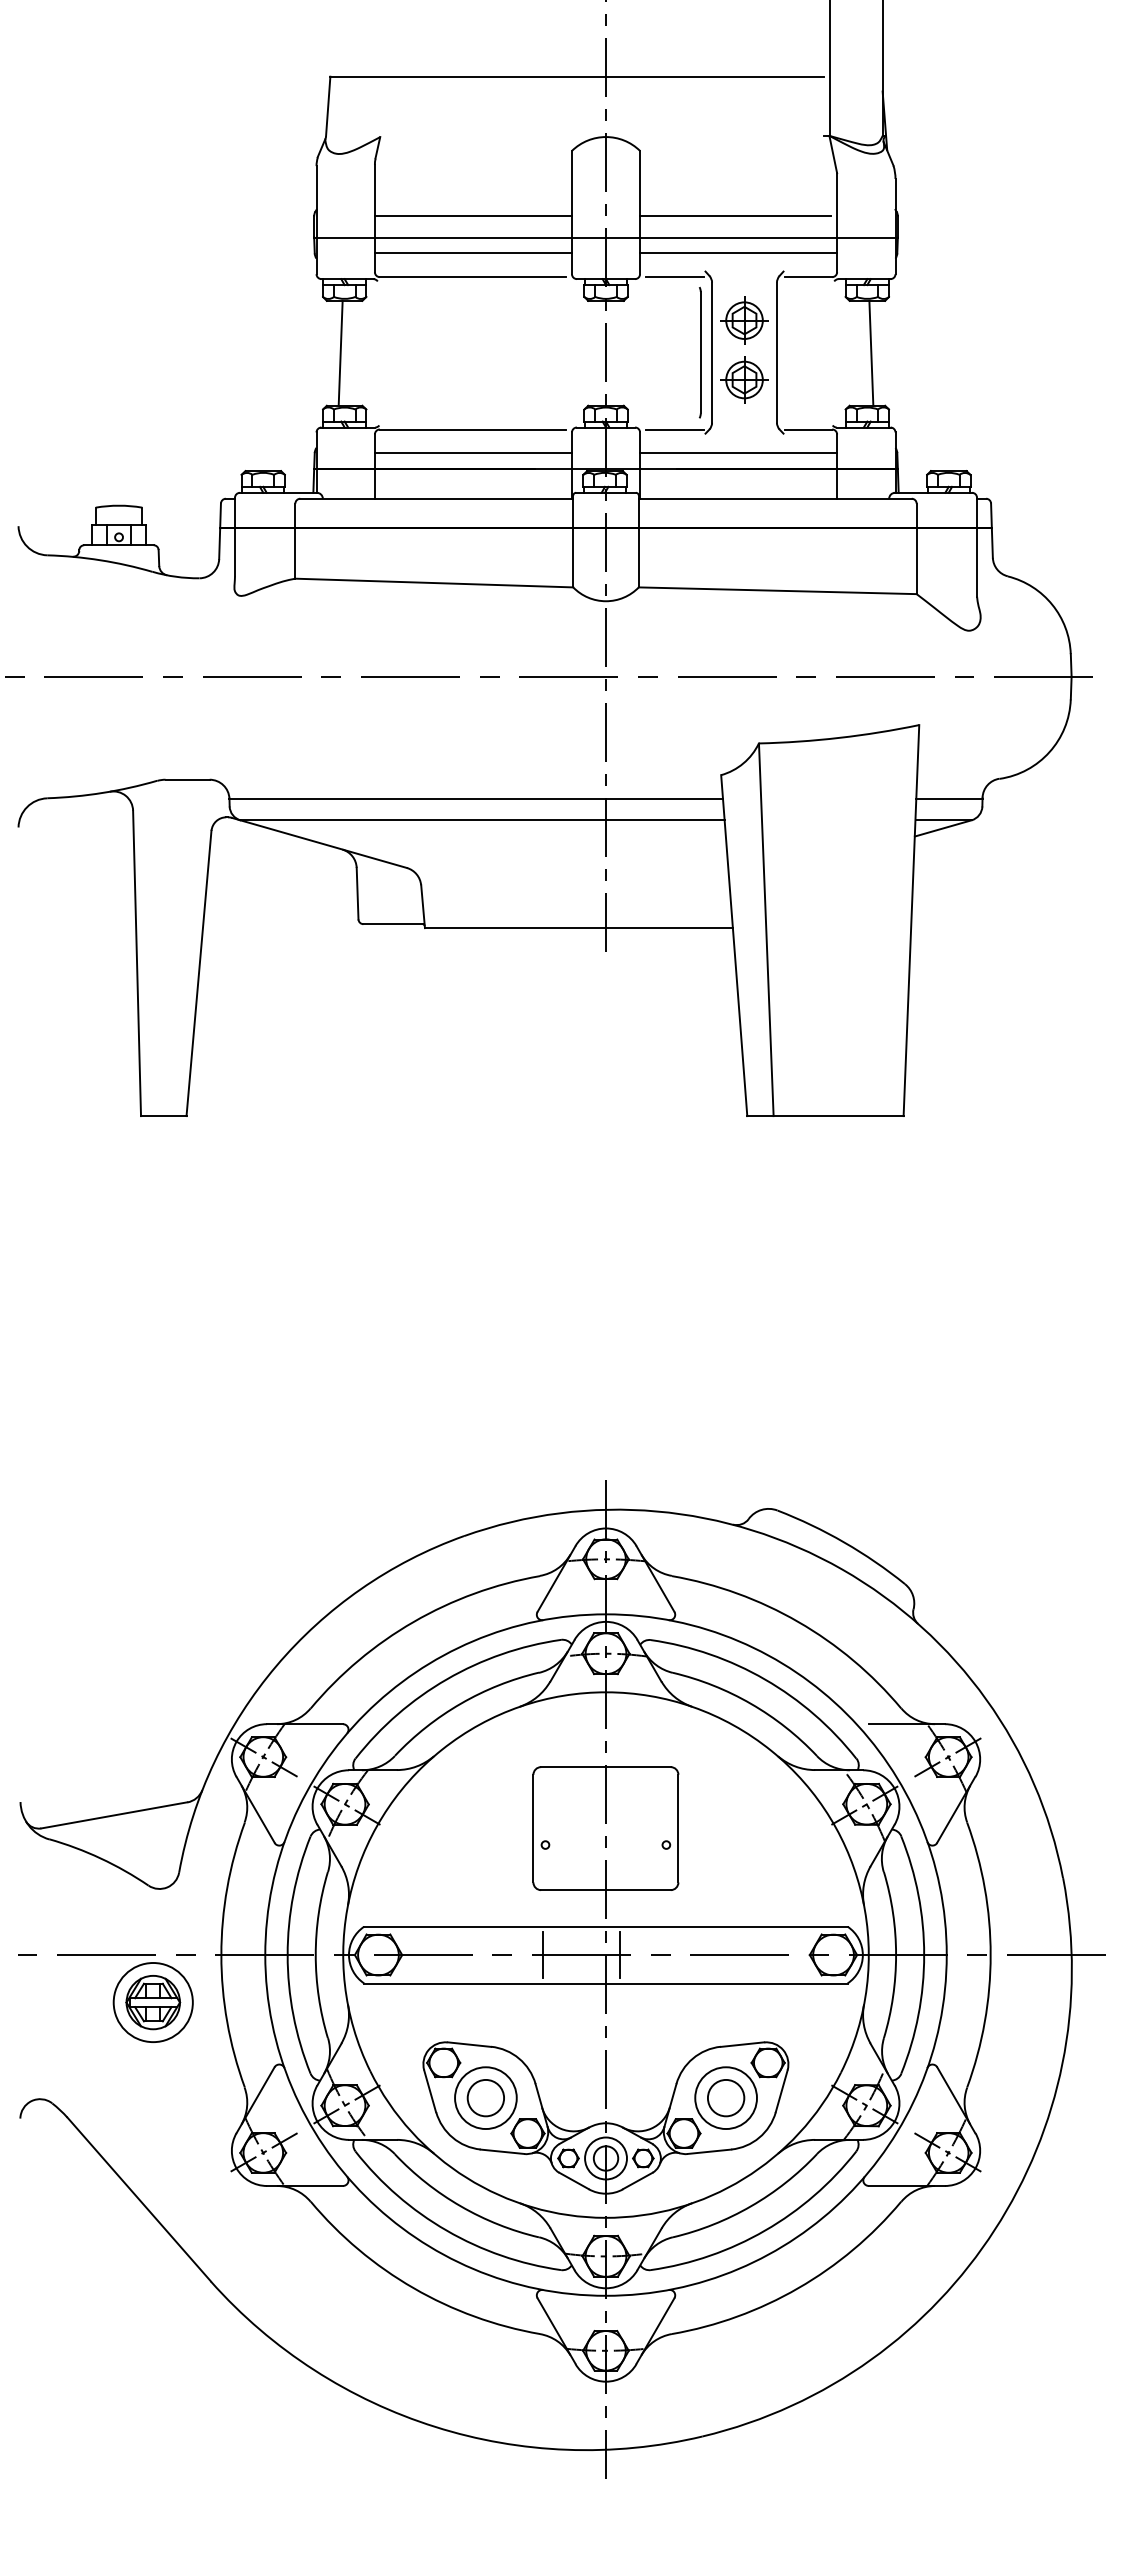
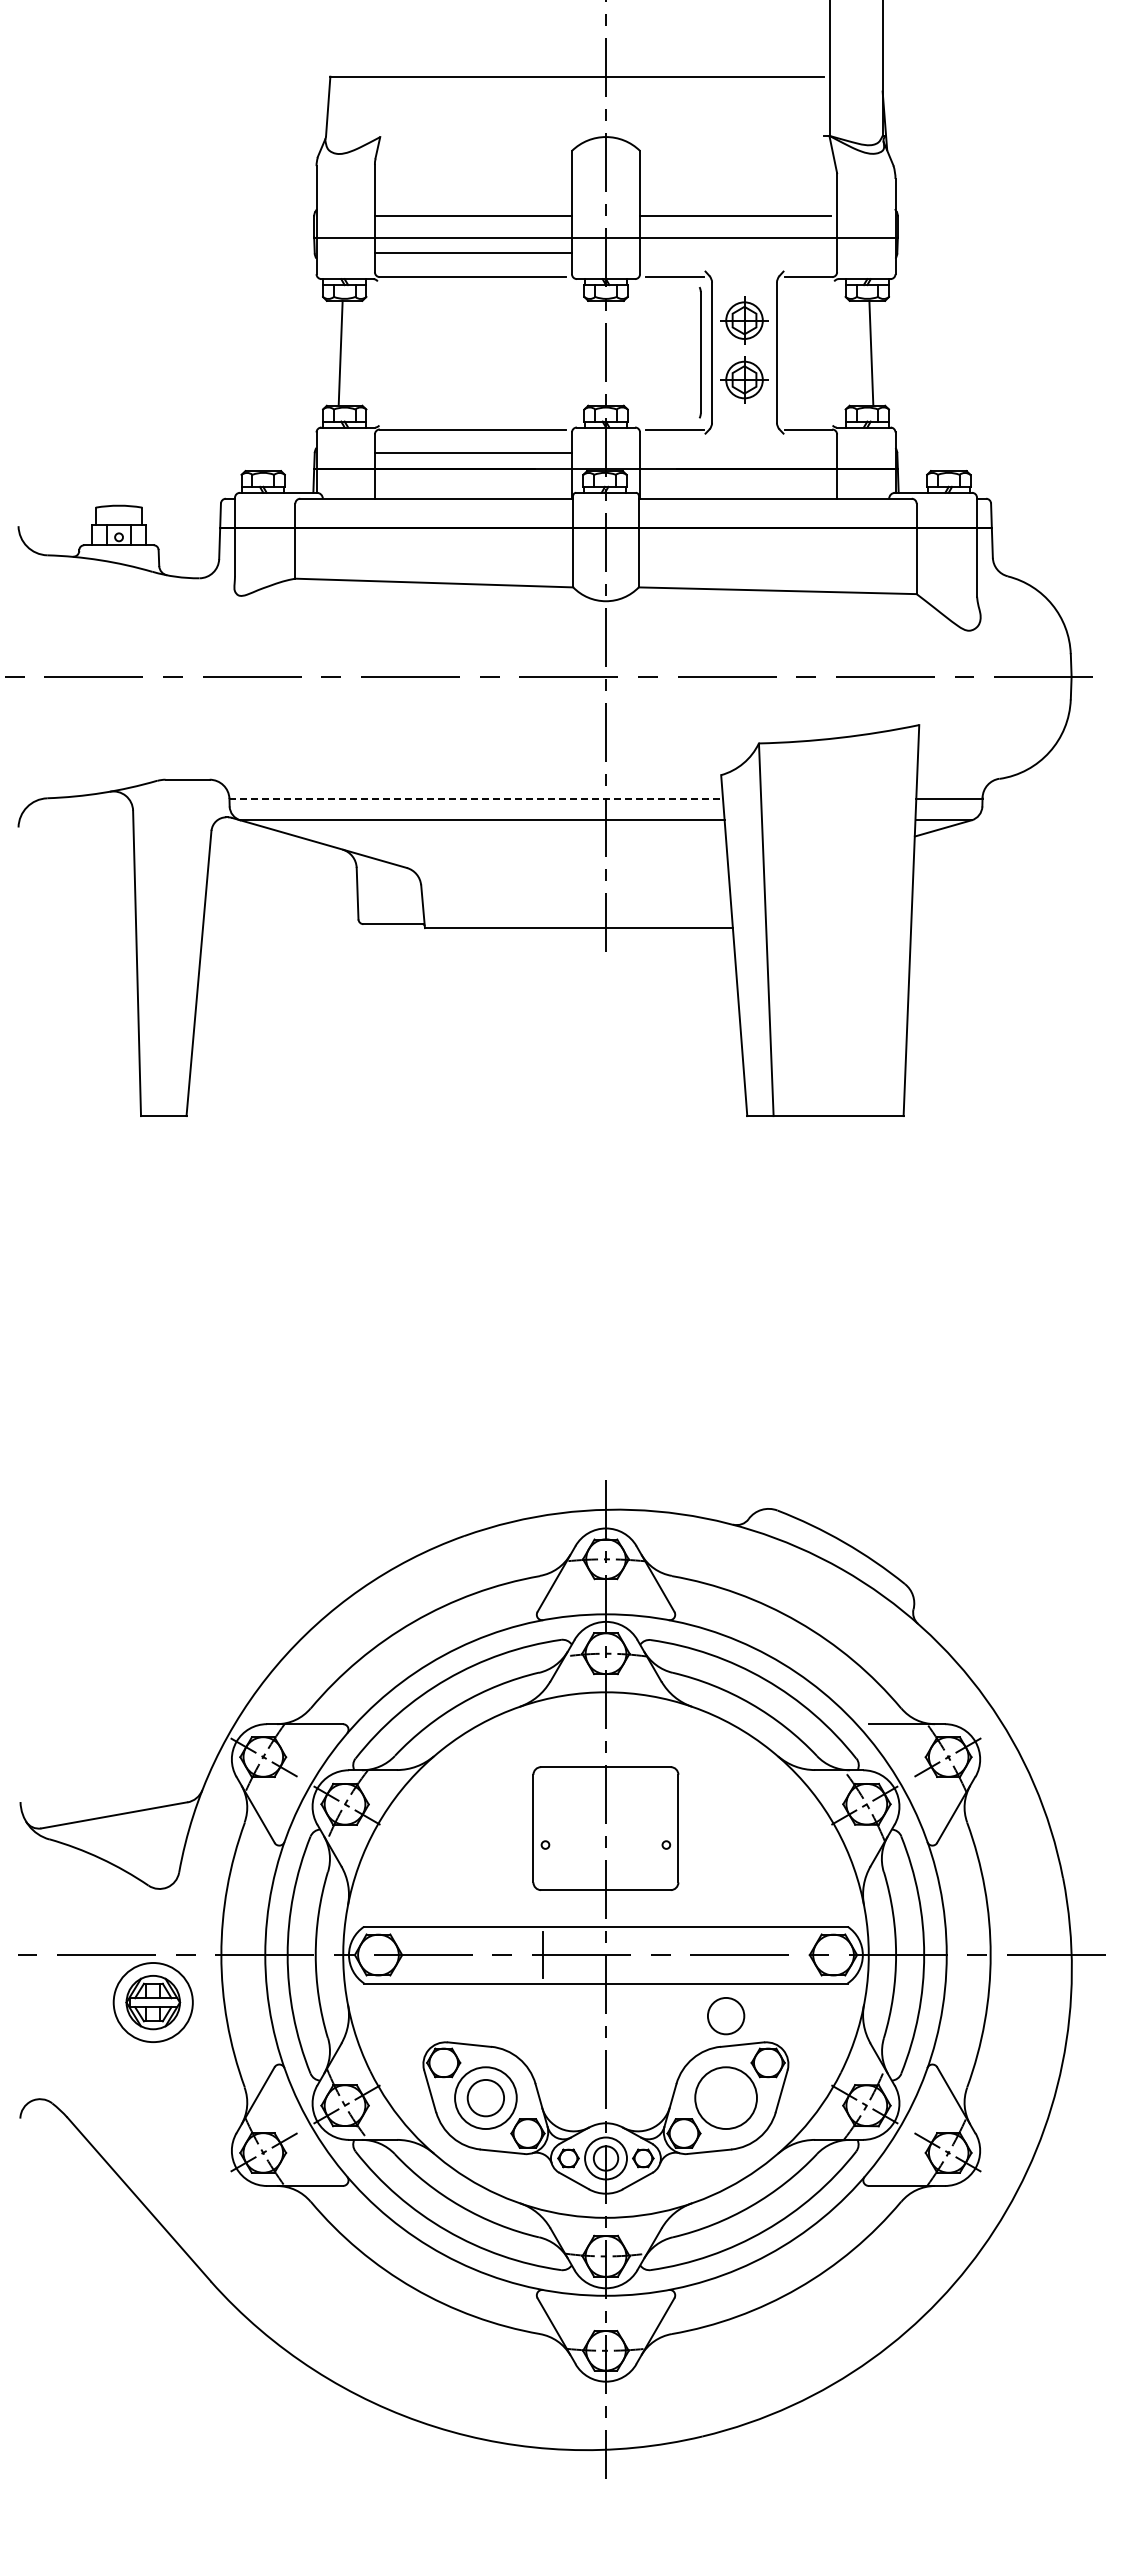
line: present -> none (738, 253)
line: present -> none (738, 453)
line: solid -> dashed (476, 798)
line: present -> none (619, 1954)
circle position: (726, 2098) -> (726, 2016) (726, 2016)
